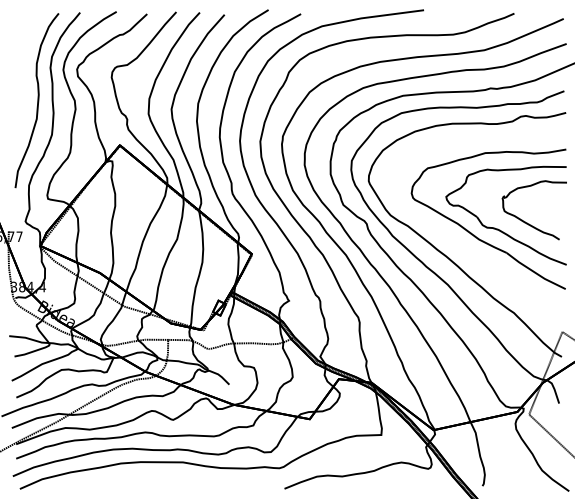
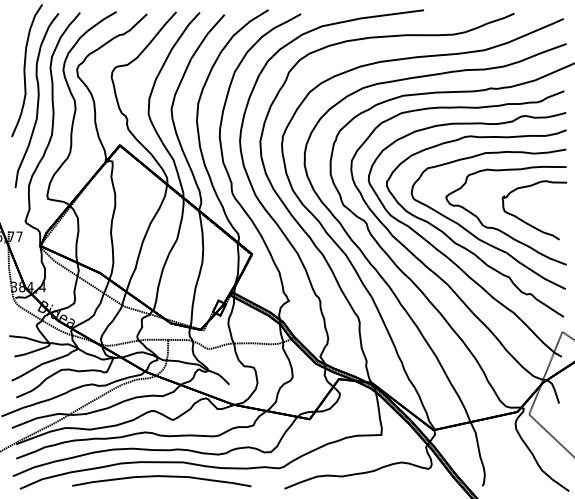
part: none -> present (26, 70)
curve: none -> present (460, 244)
curve: none -> present (161, 477)
